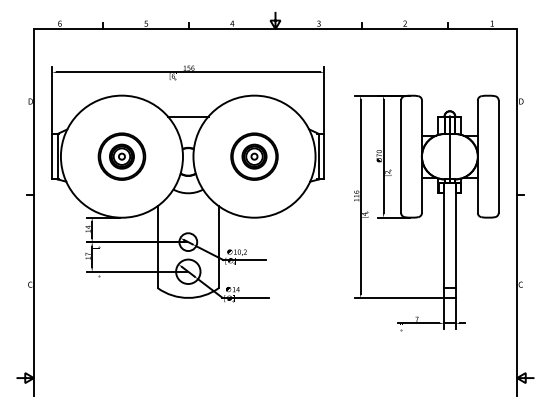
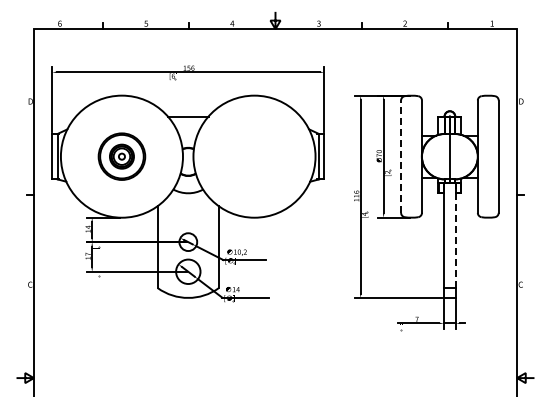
part: present -> none (254, 156)
line: solid -> dashed (401, 156)
line: solid -> dashed (456, 235)
